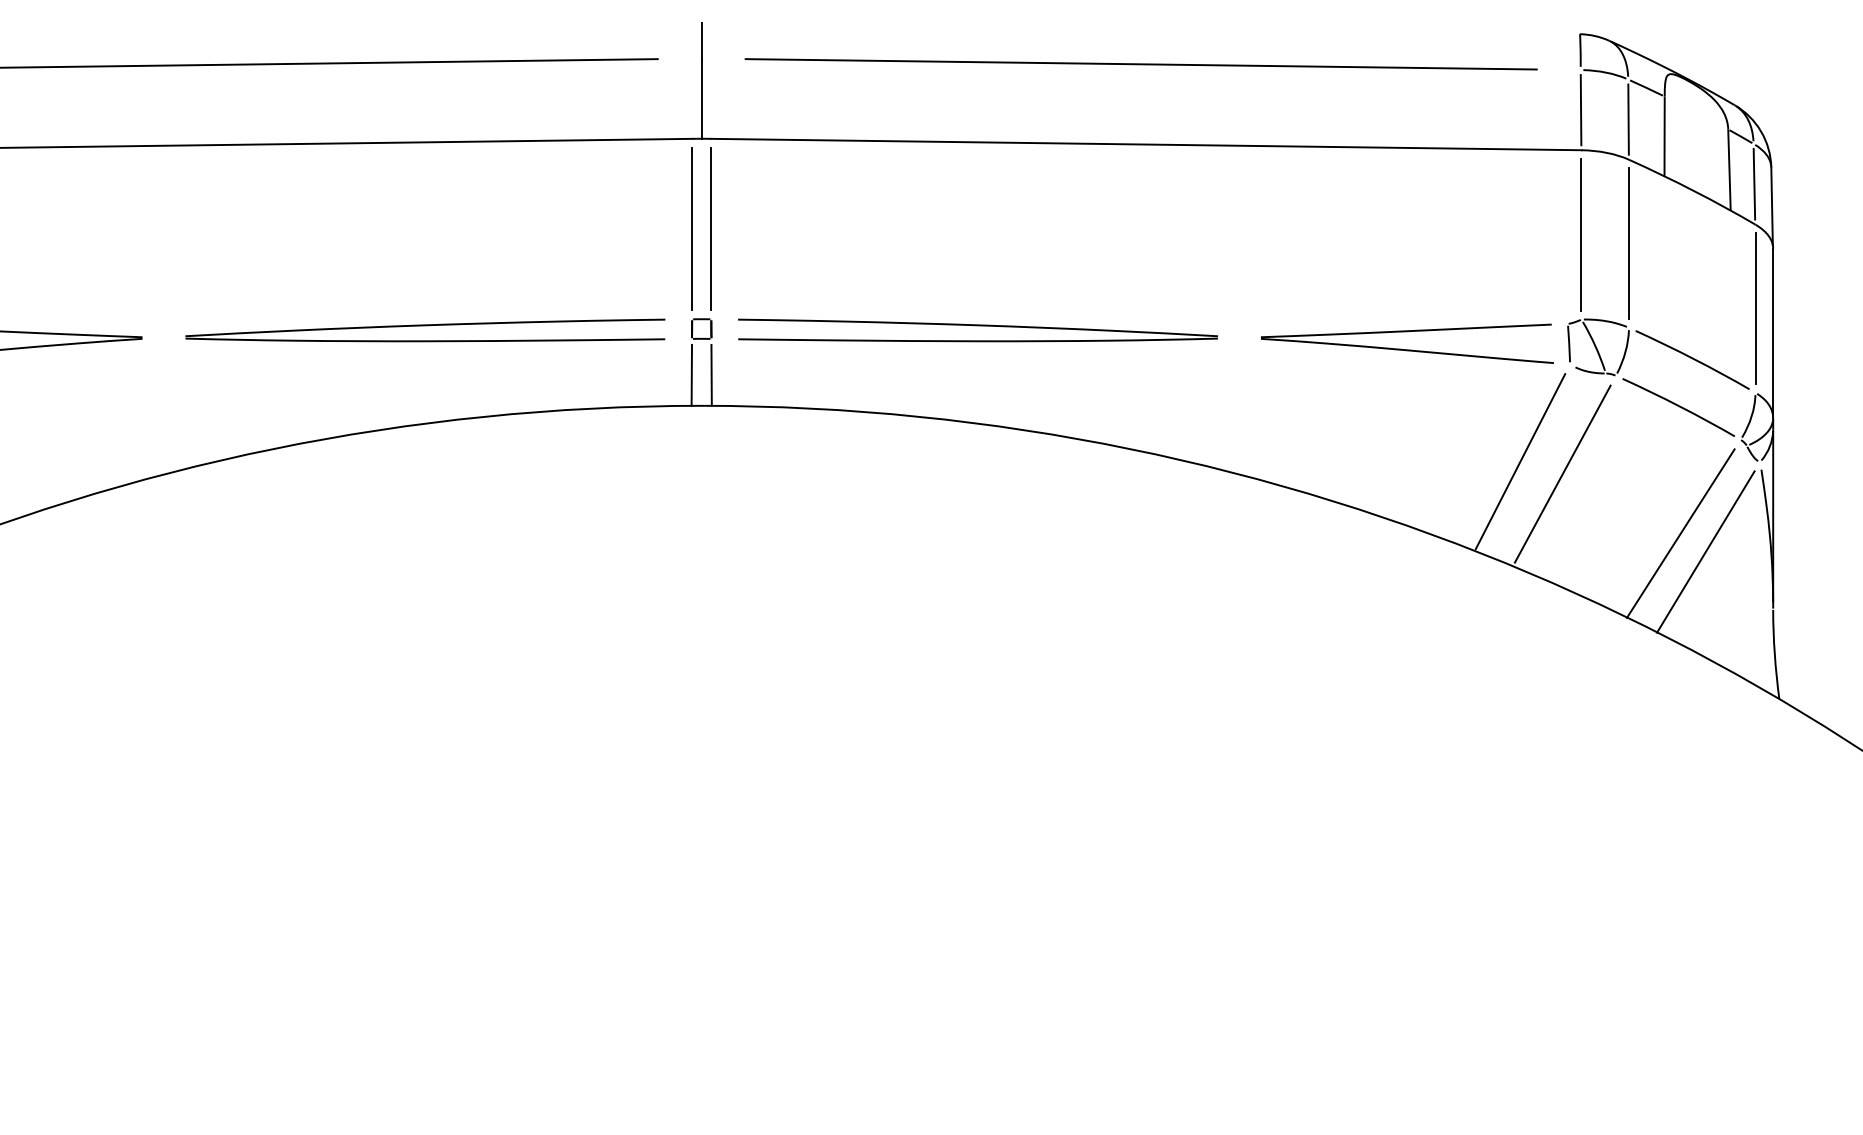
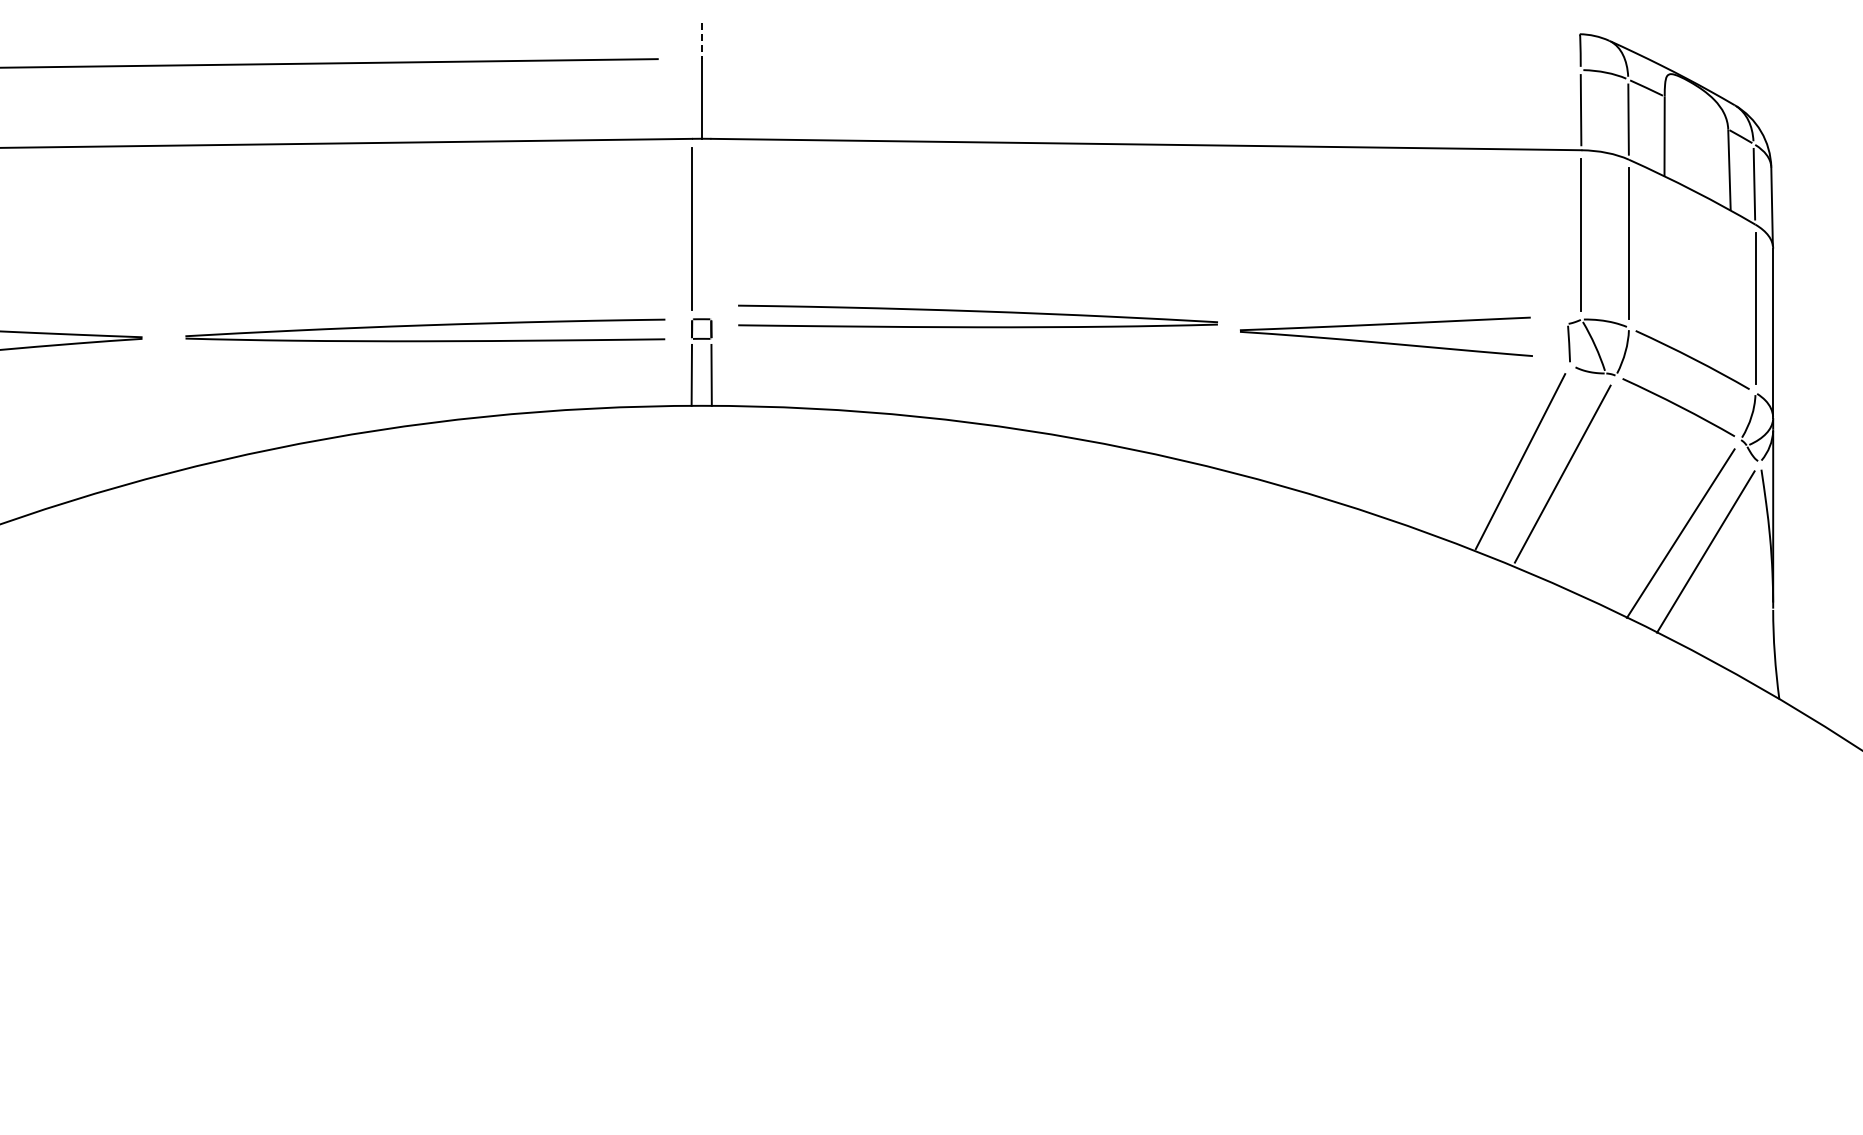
line: solid -> dashed (701, 40)
line: present -> none (1140, 64)
line: present -> none (711, 228)
part position: (977, 330) -> (977, 316) (977, 316)
part position: (1407, 343) -> (1386, 336) (1386, 336)
